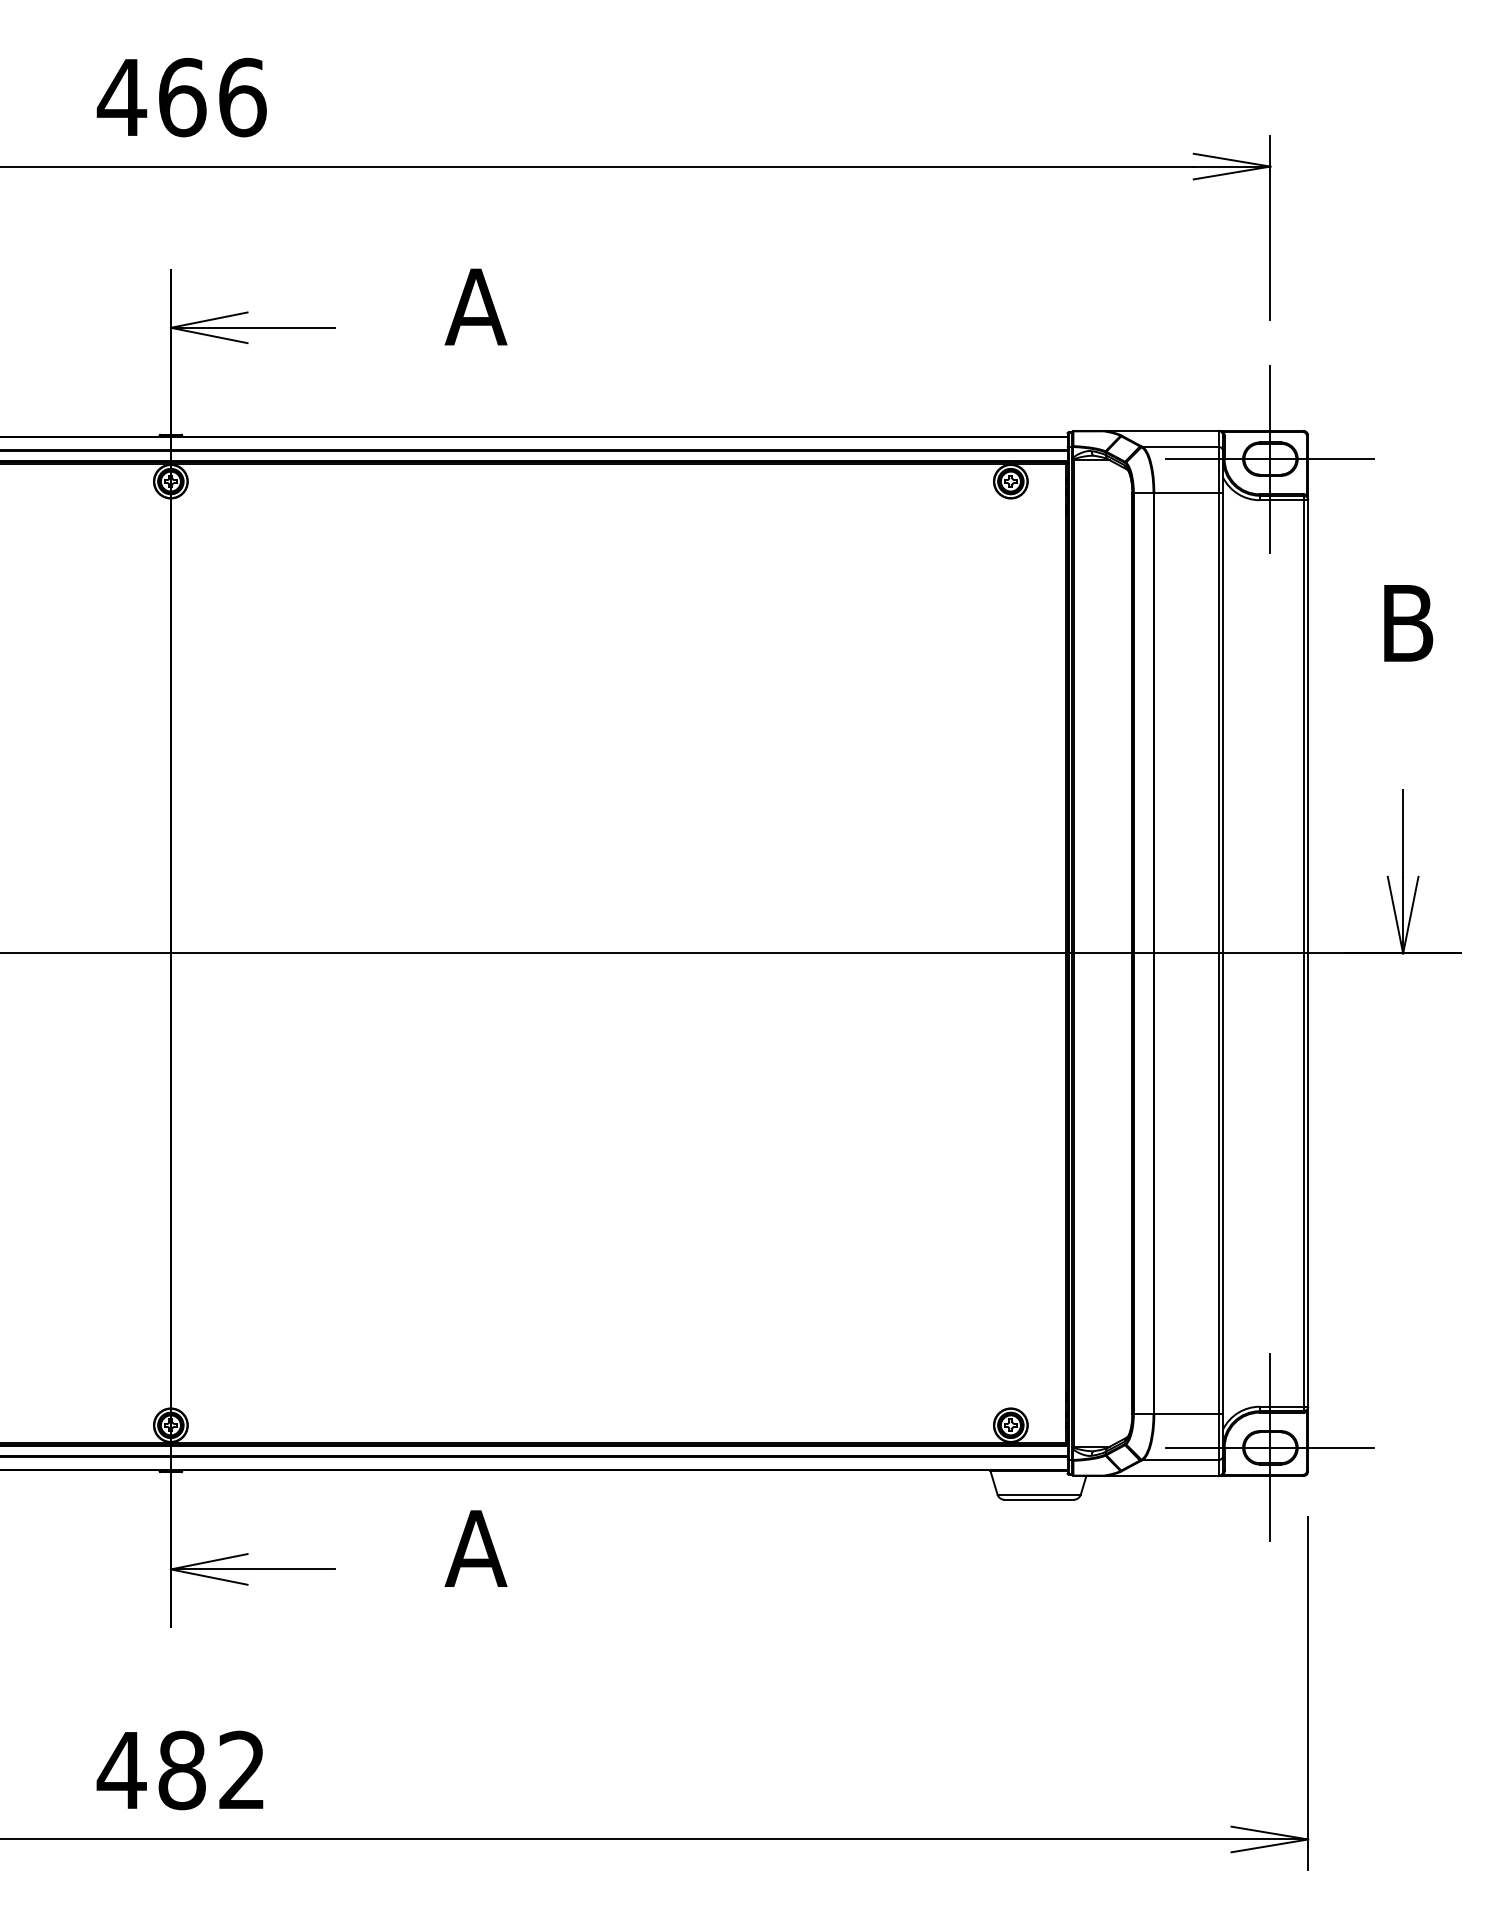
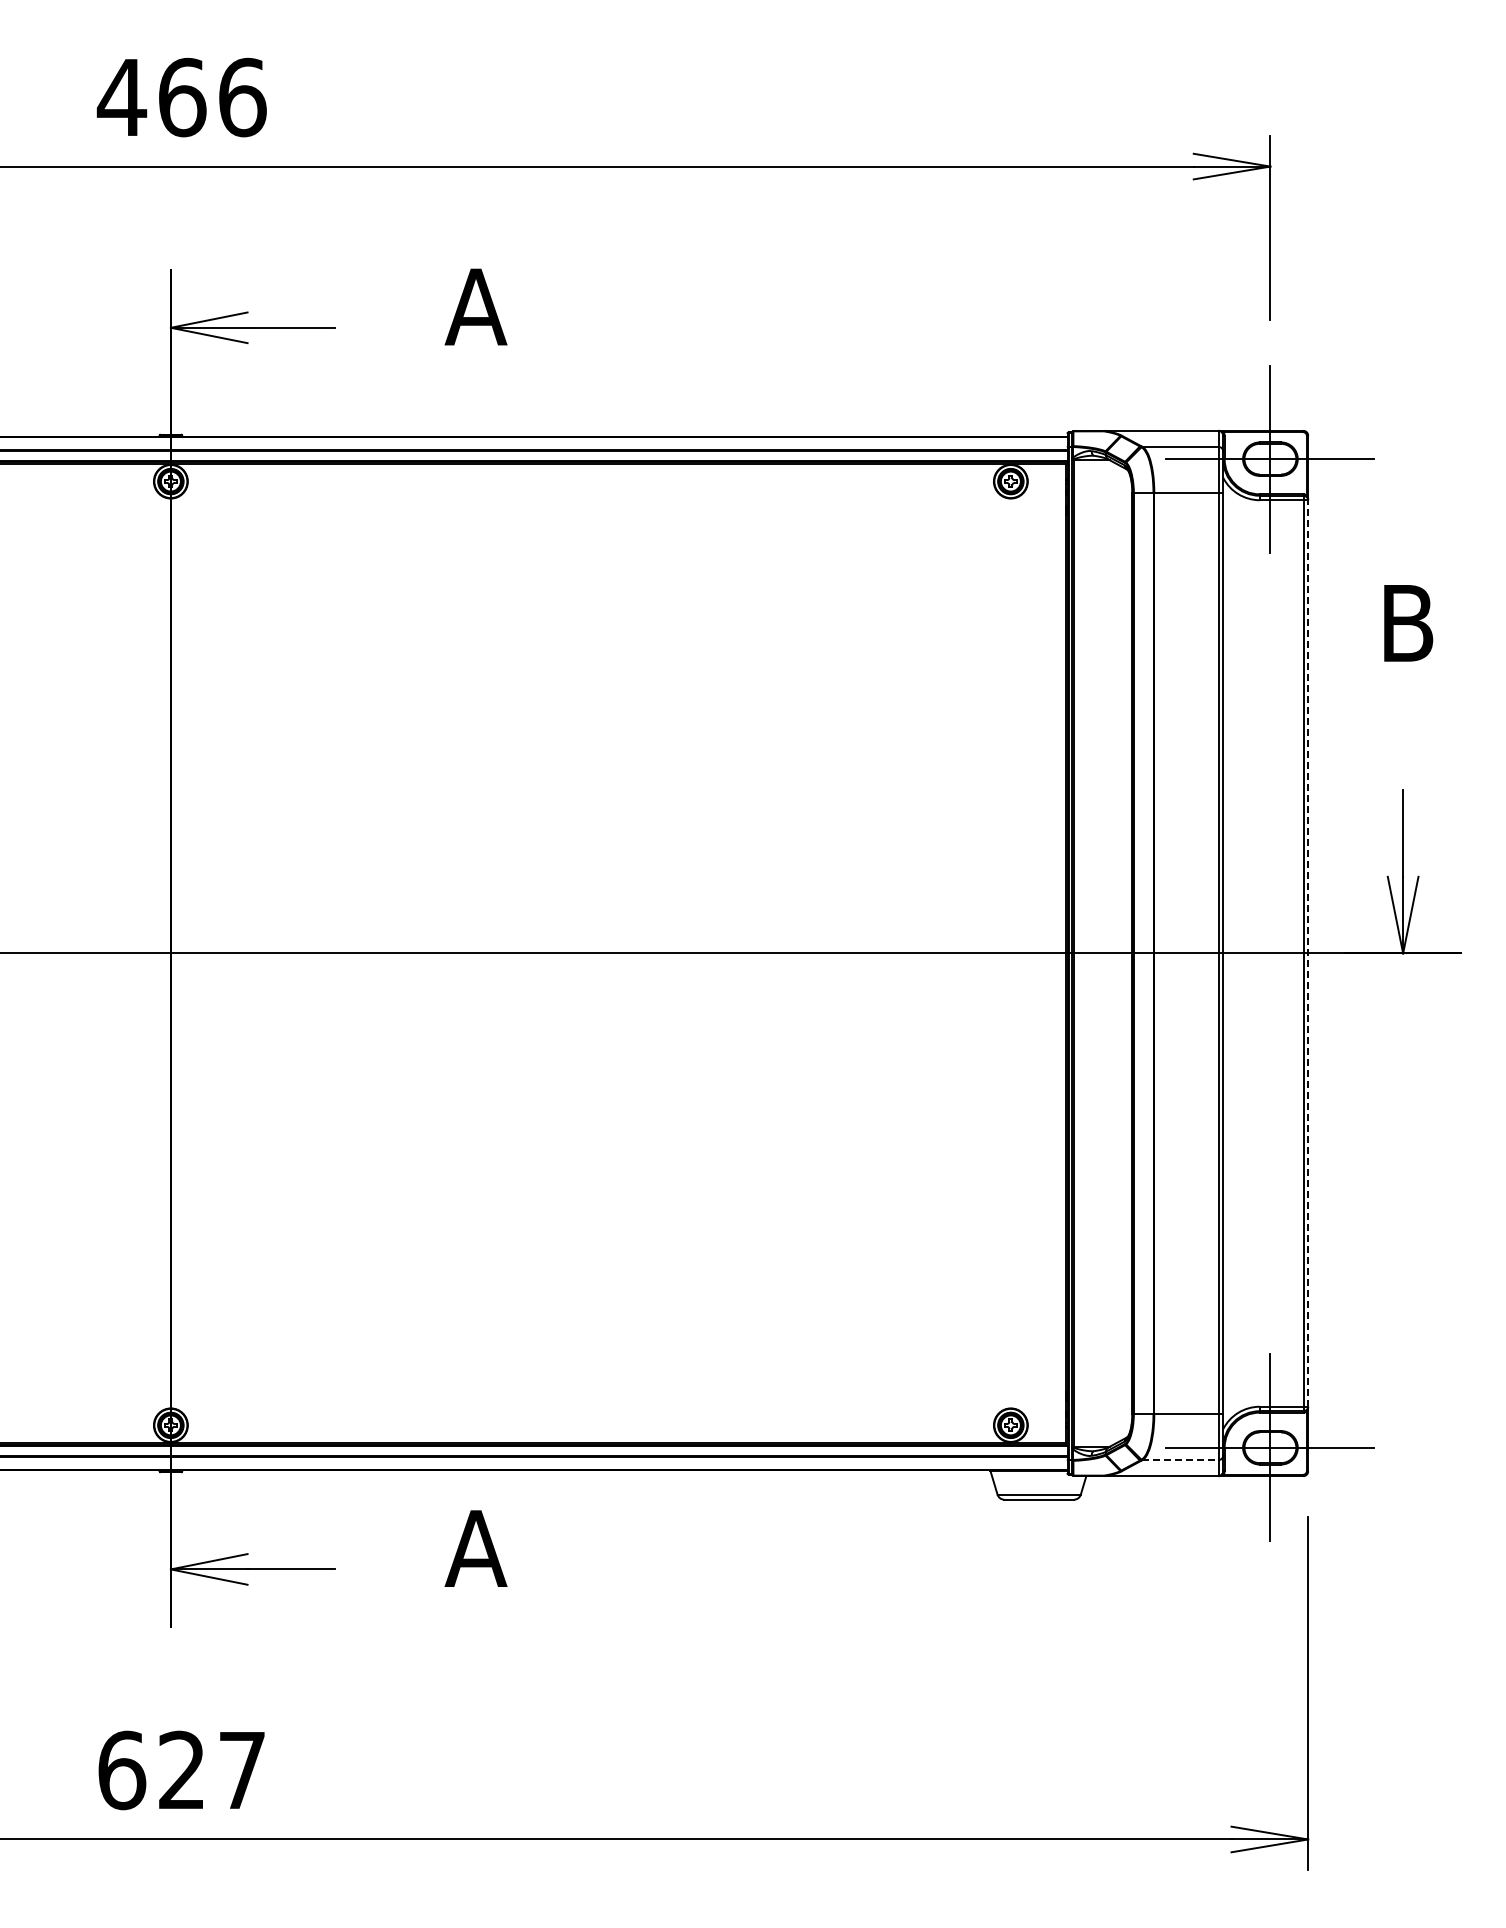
line: solid -> dashed (1308, 952)
line: solid -> dashed (1180, 1460)
text: 482 -> 627 (180, 1770)
